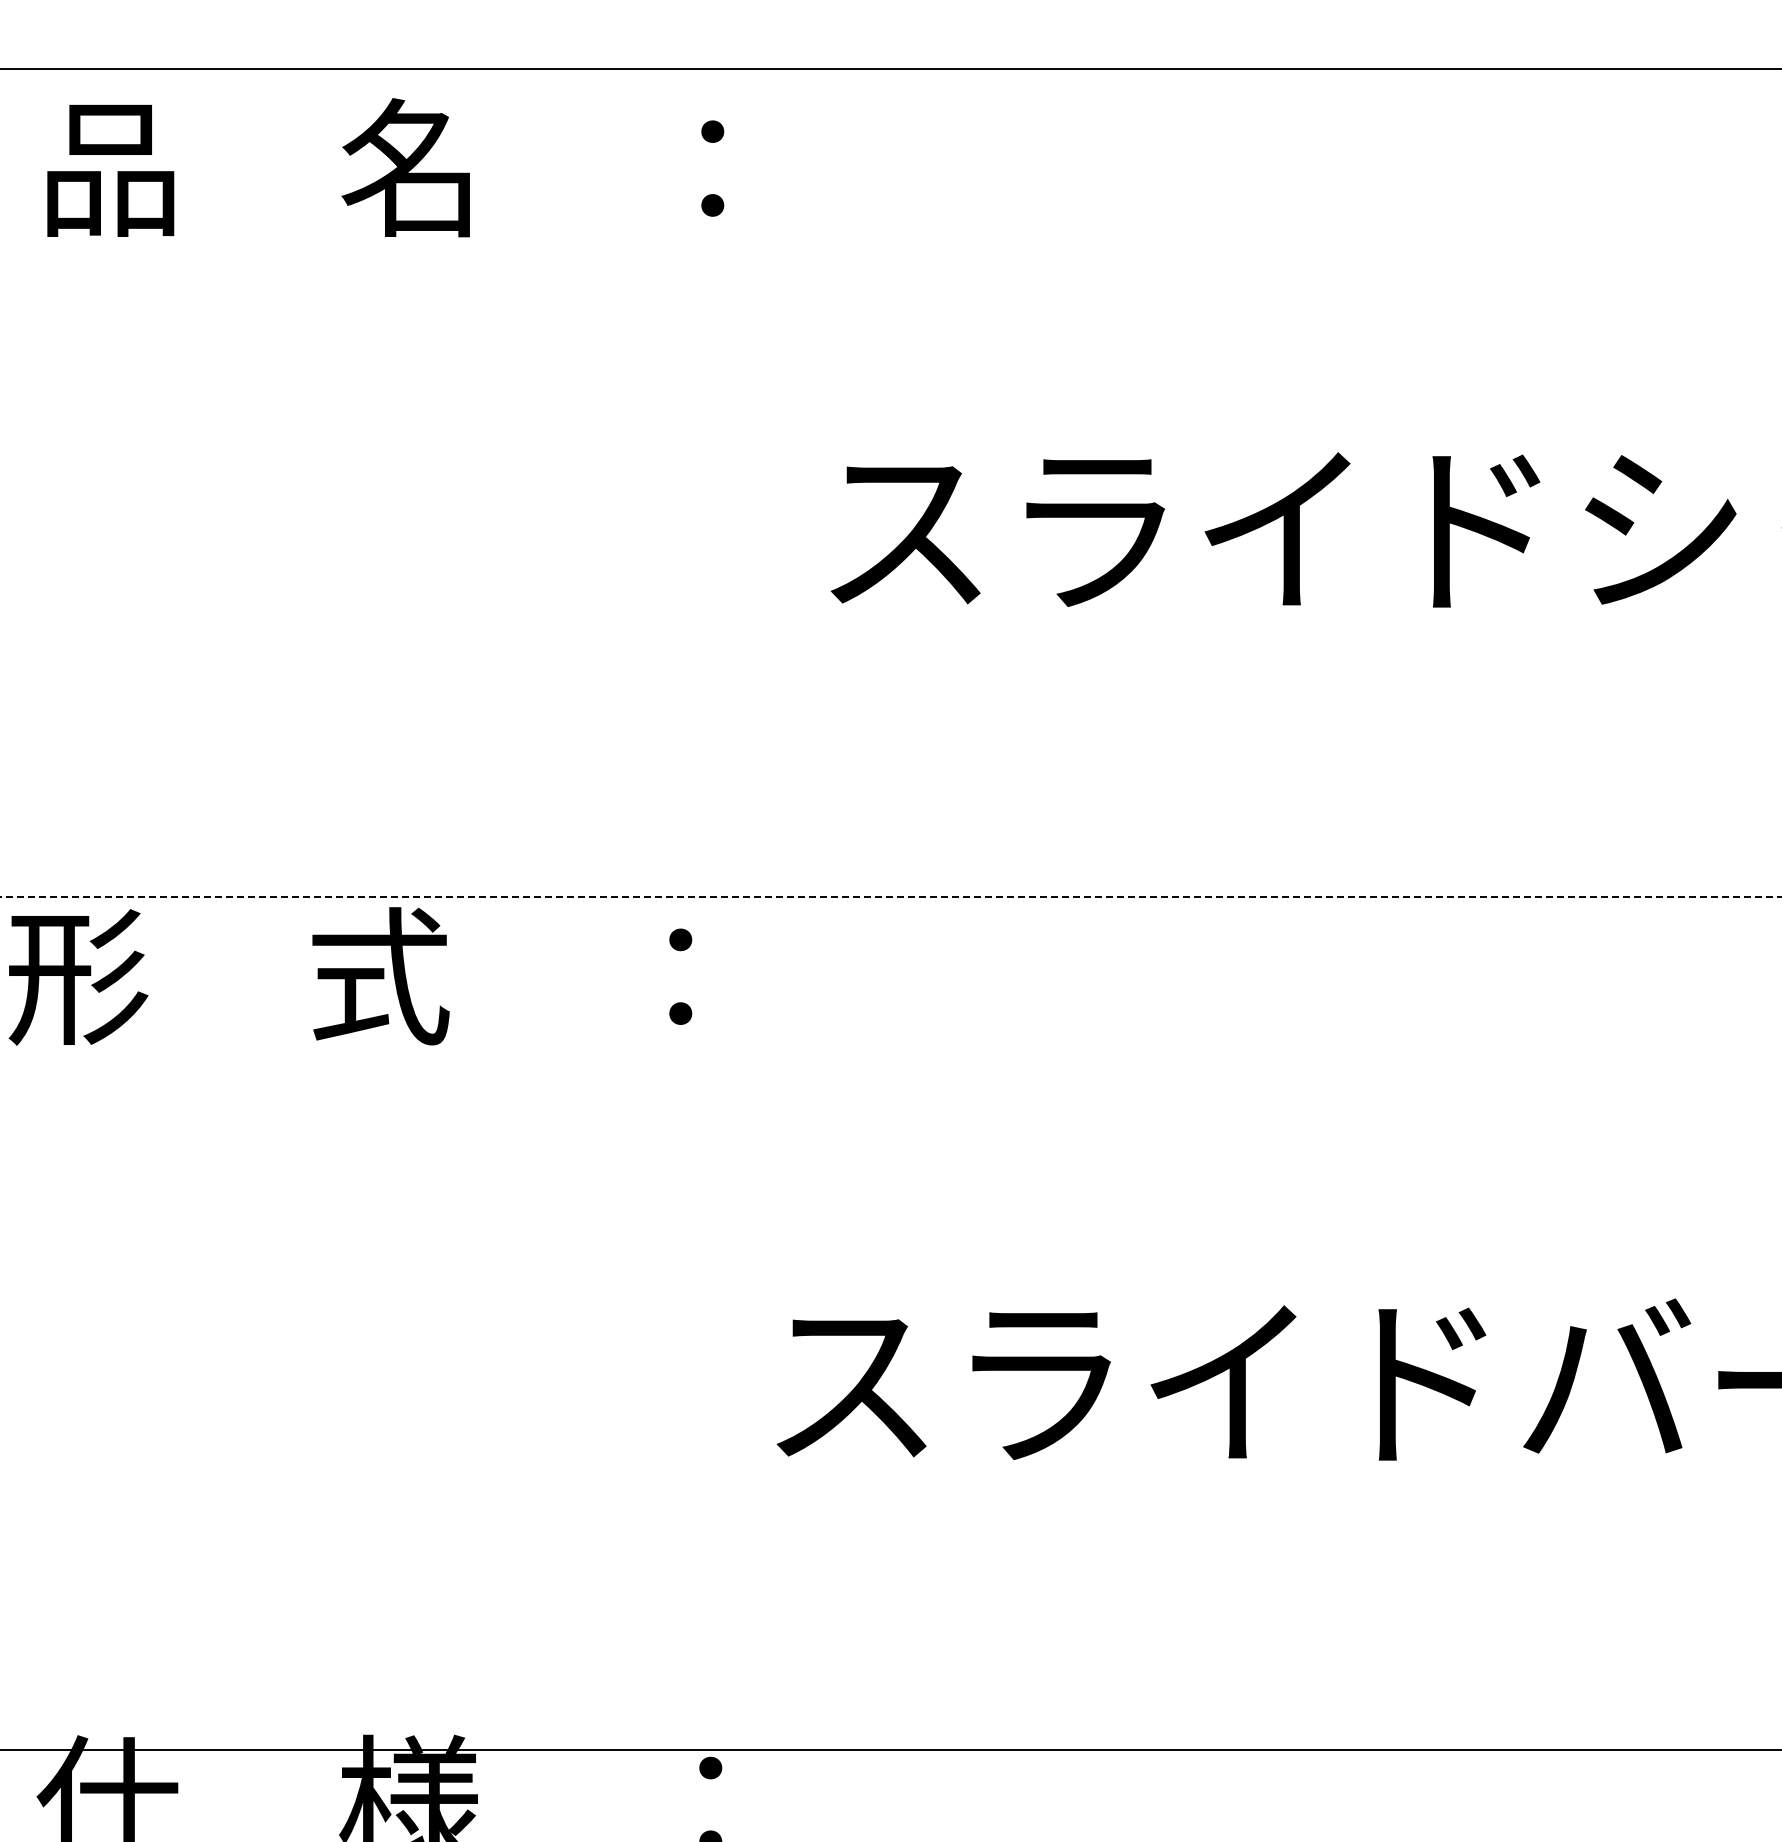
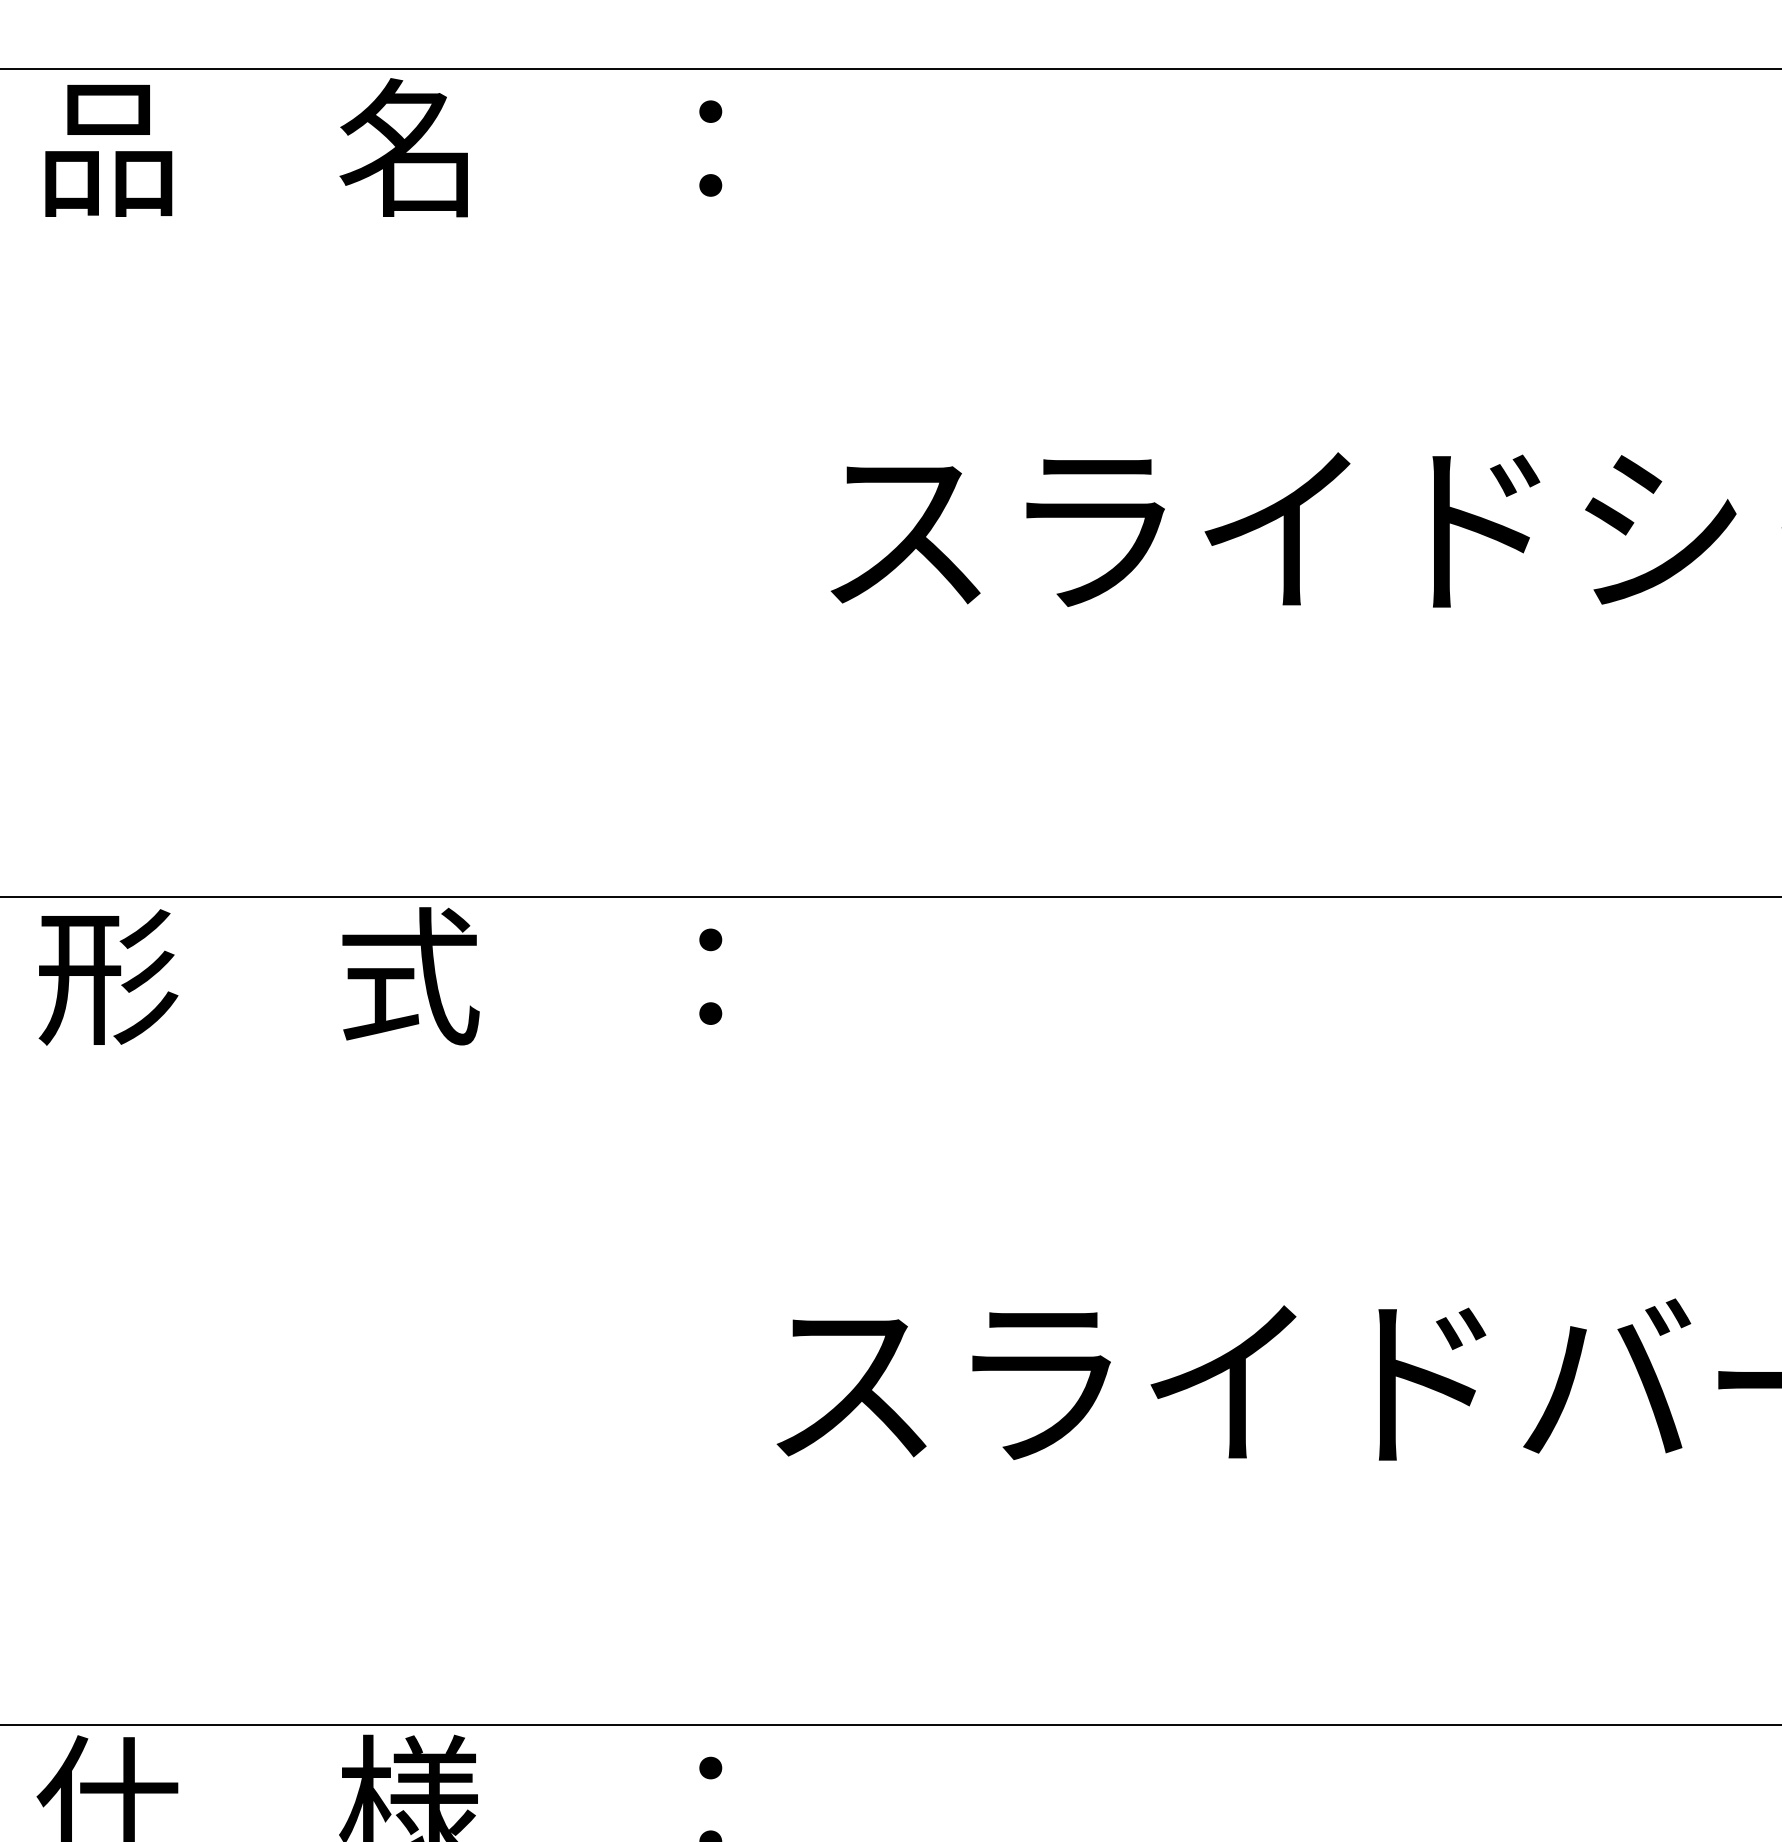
text position: (385, 167) -> (383, 147) (383, 147)
line: dashed -> solid (891, 896)
text position: (350, 976) -> (380, 976) (380, 976)
line position: (890, 1750) -> (890, 1725) (890, 1725)
